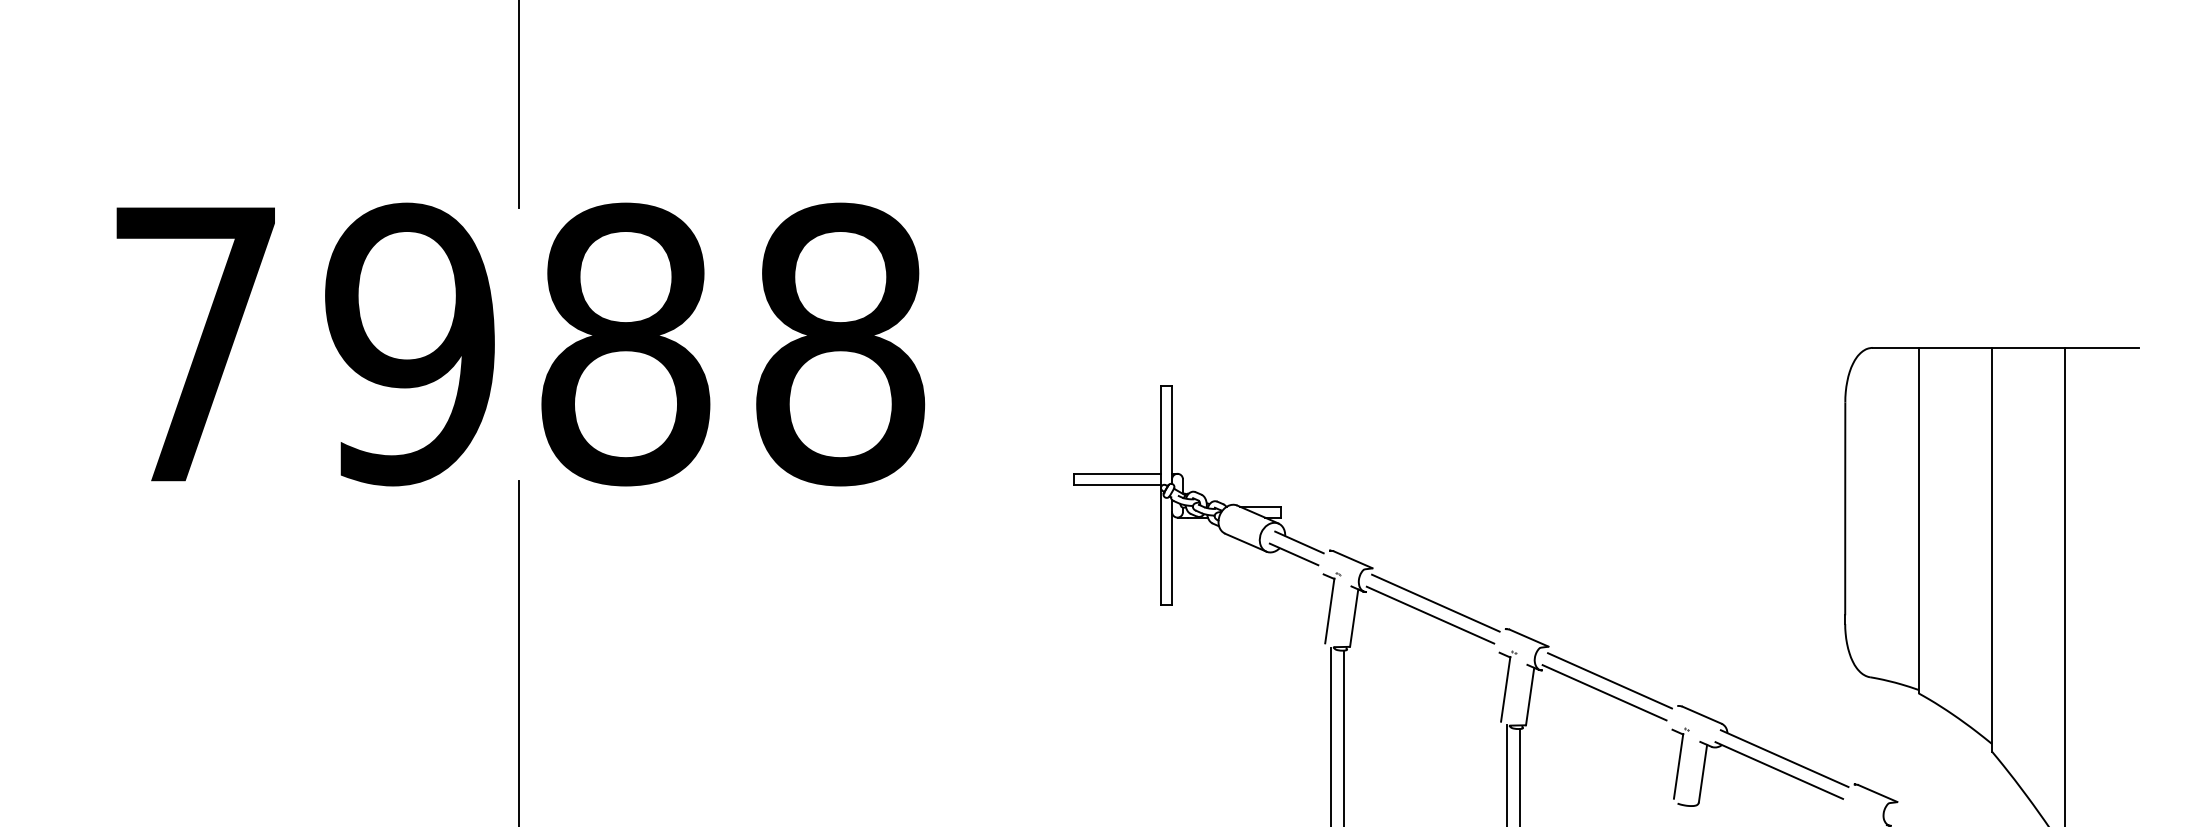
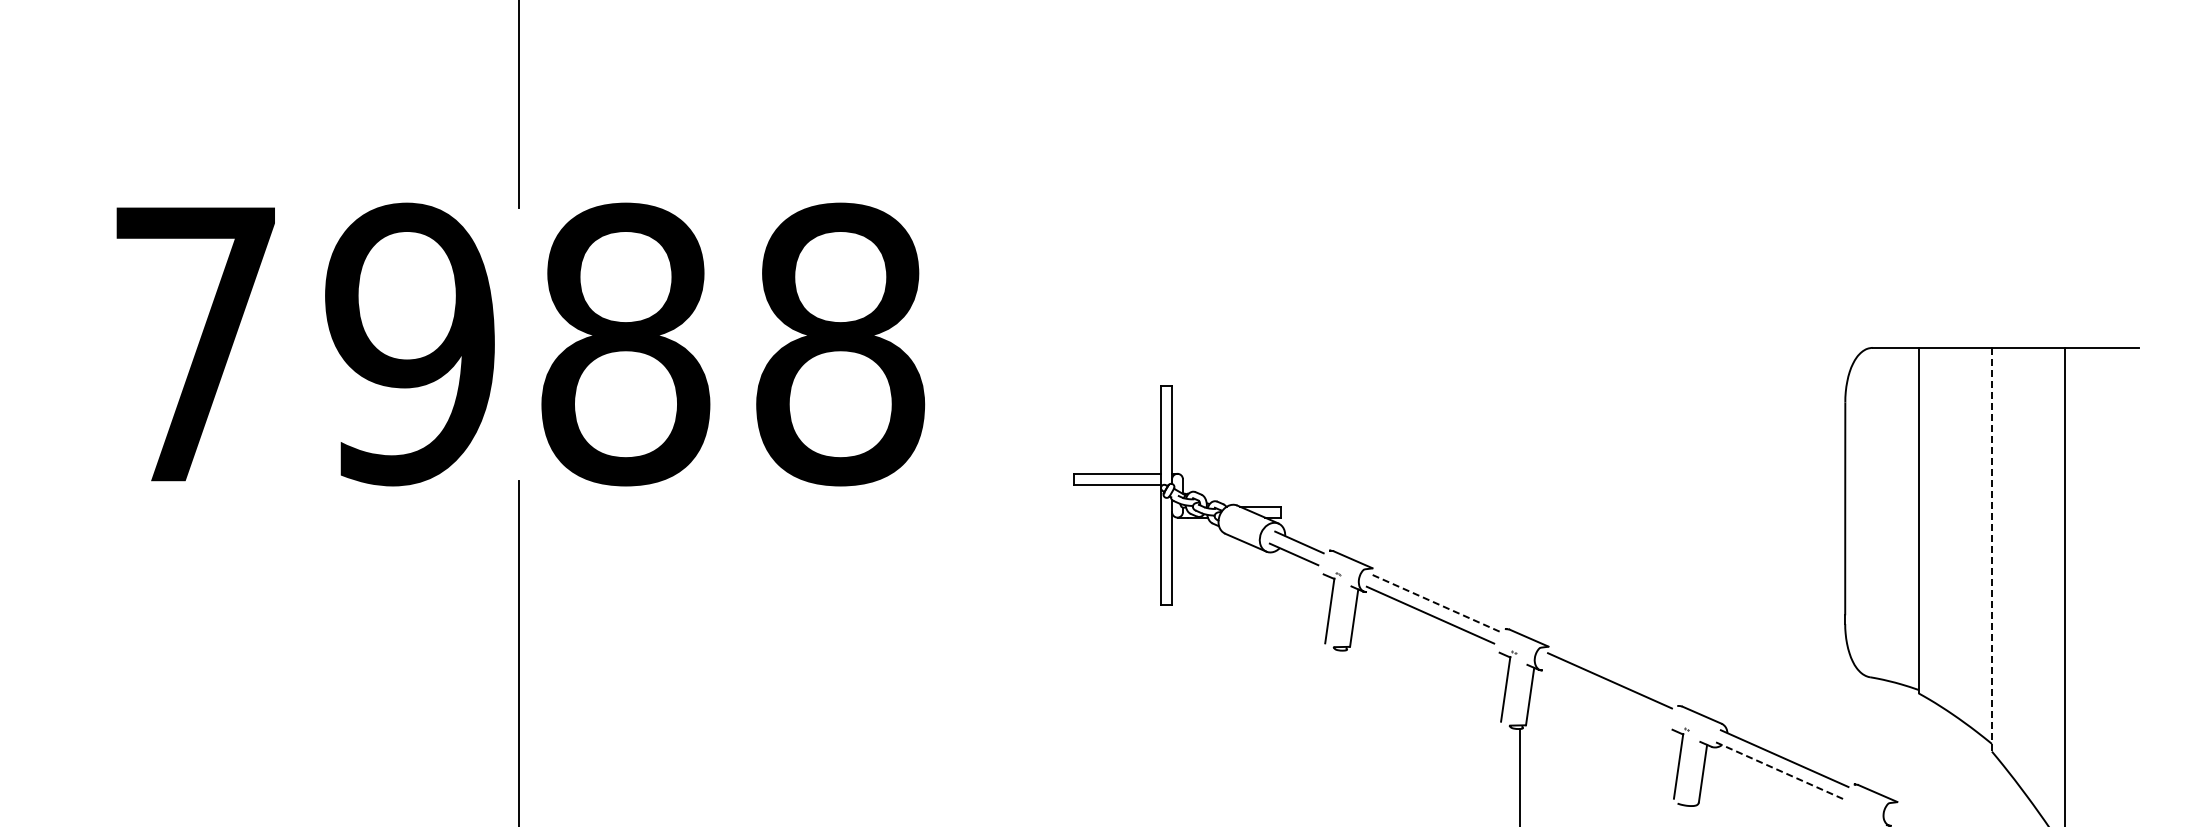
line: solid -> dashed (1991, 549)
line: solid -> dashed (1435, 603)
line: present -> none (1604, 692)
line: present -> none (1330, 735)
line: present -> none (1343, 736)
line: solid -> dashed (1779, 770)
line: present -> none (1506, 774)
